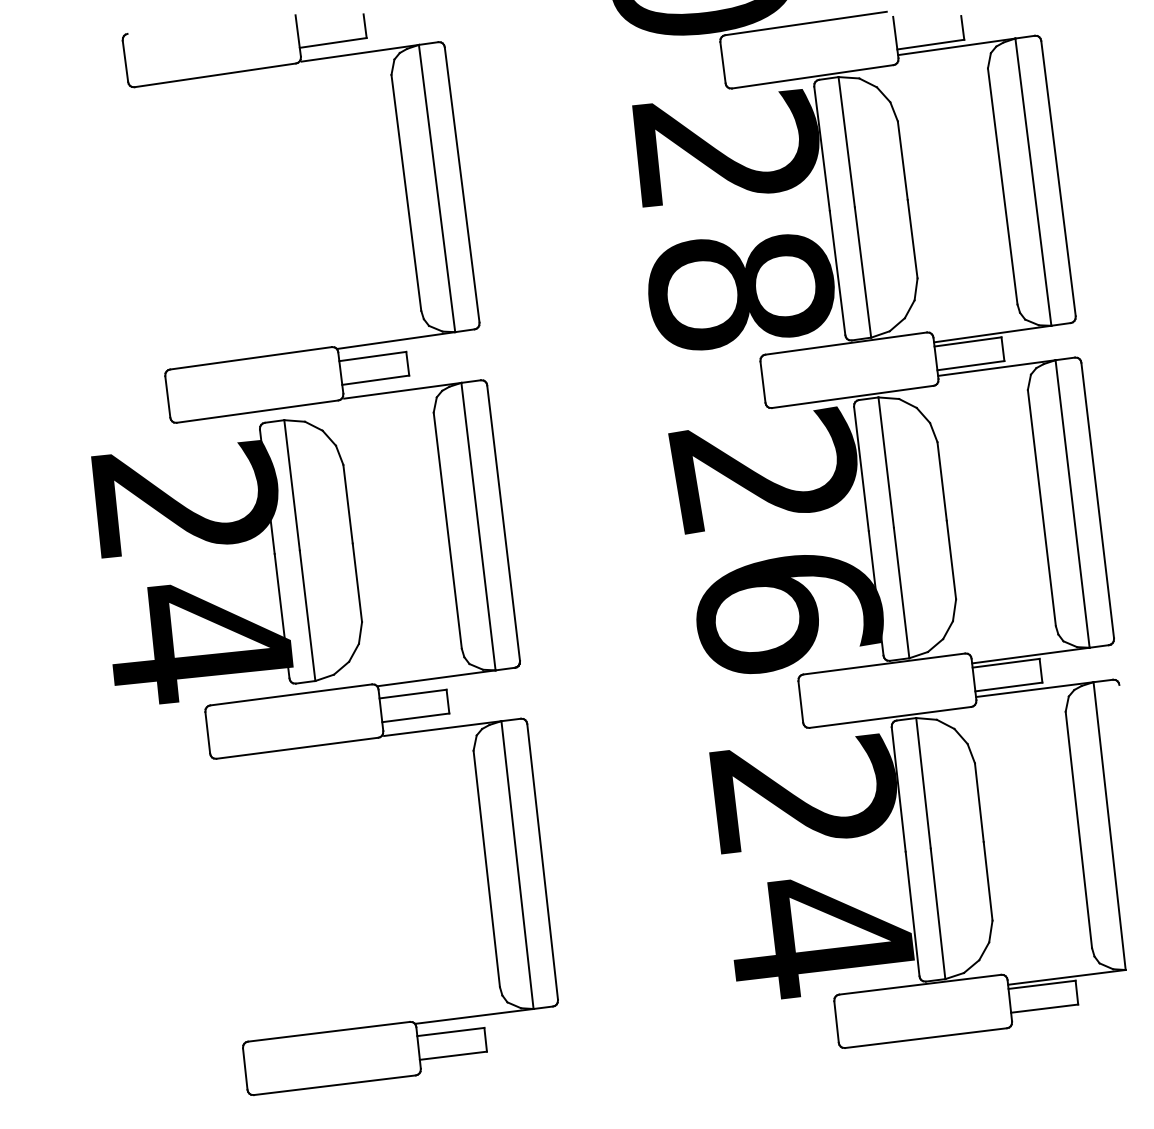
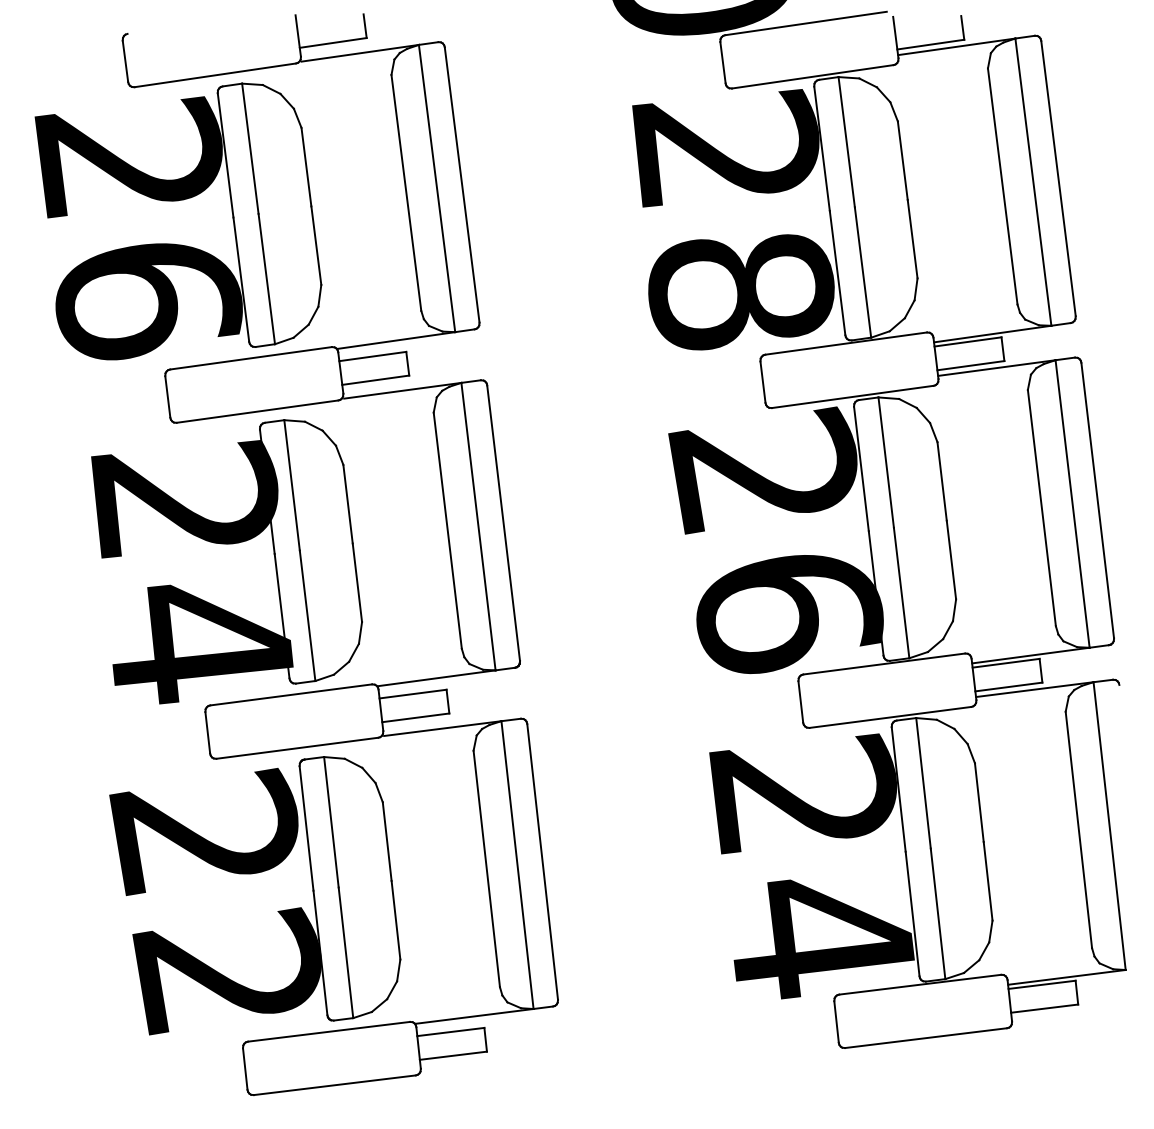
part: none -> present (178, 201)
part: none -> present (252, 874)
